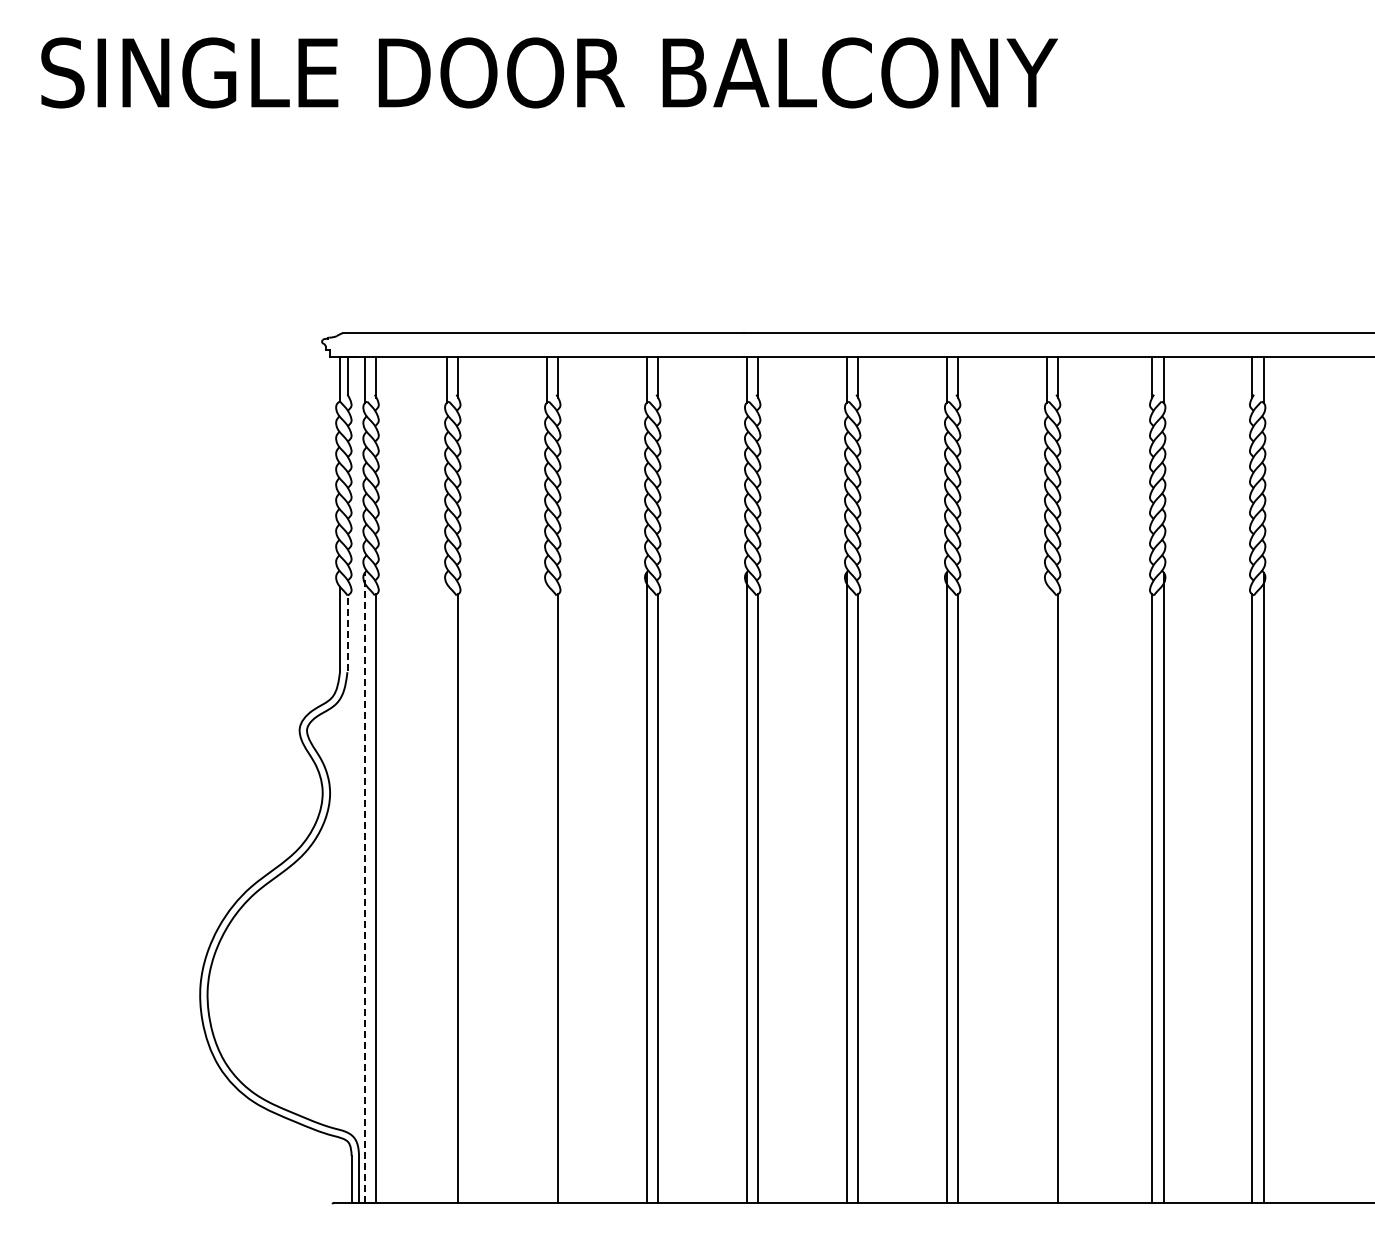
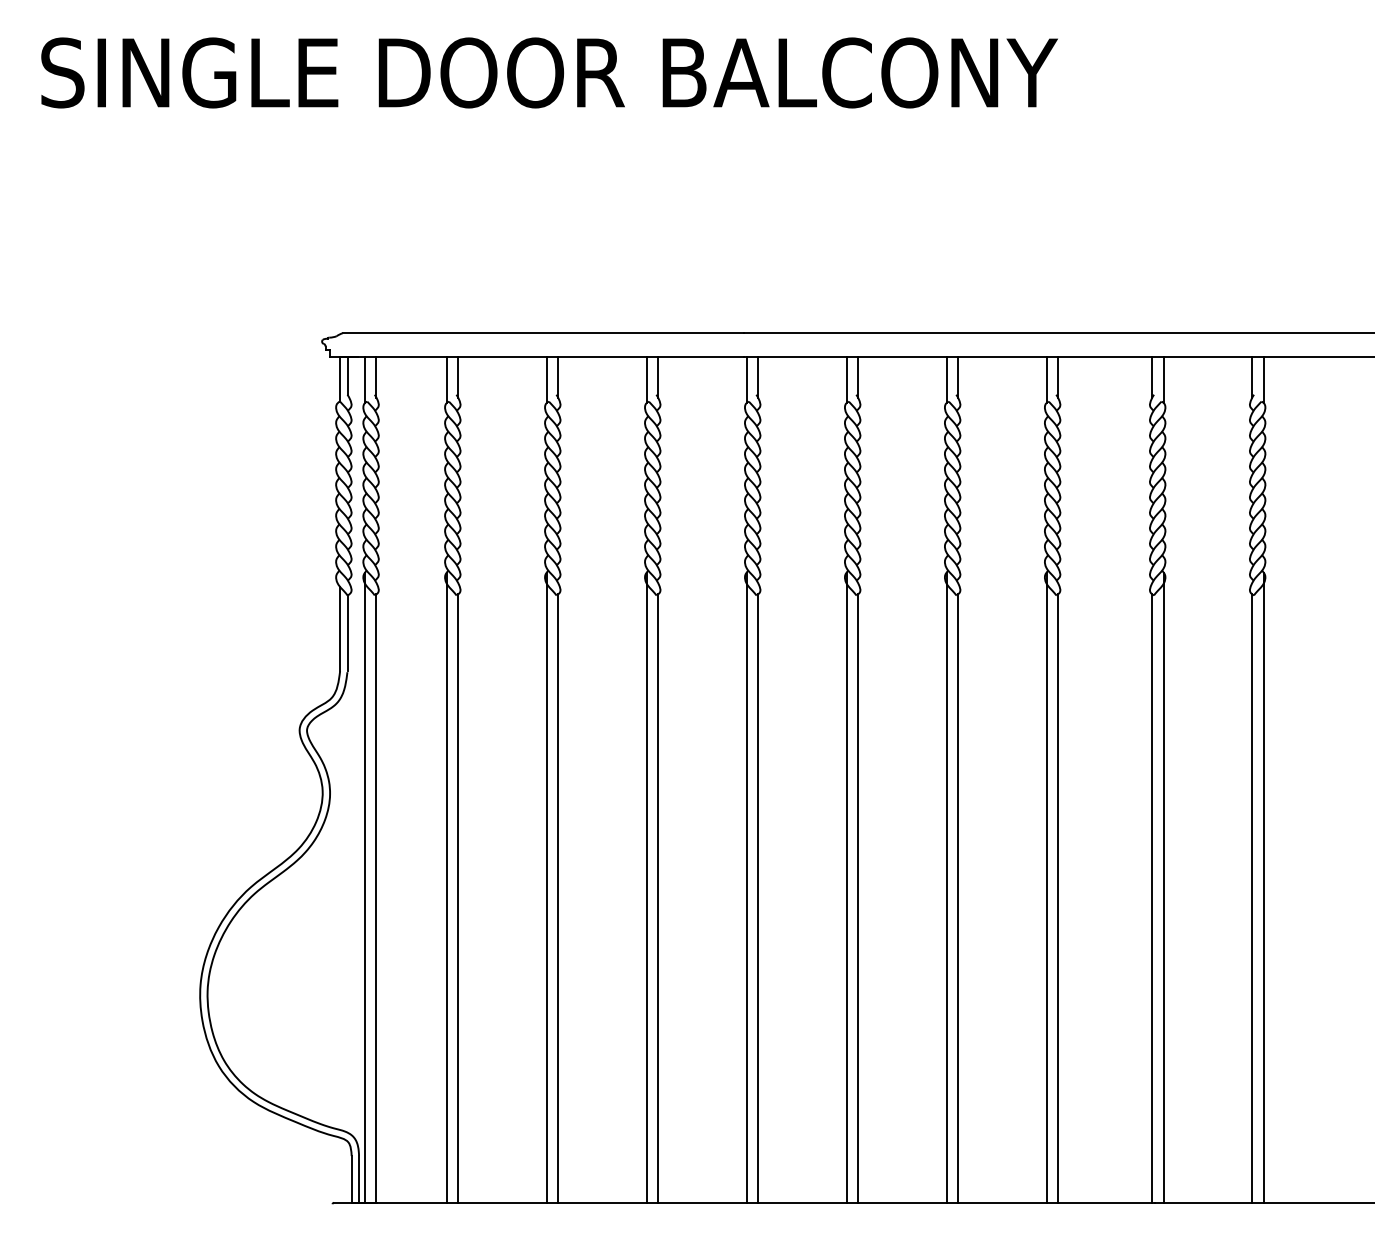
line: dashed -> solid (347, 633)
line: dashed -> solid (365, 887)
line: none -> present (446, 887)
line: none -> present (546, 887)
line: none -> present (1046, 887)
